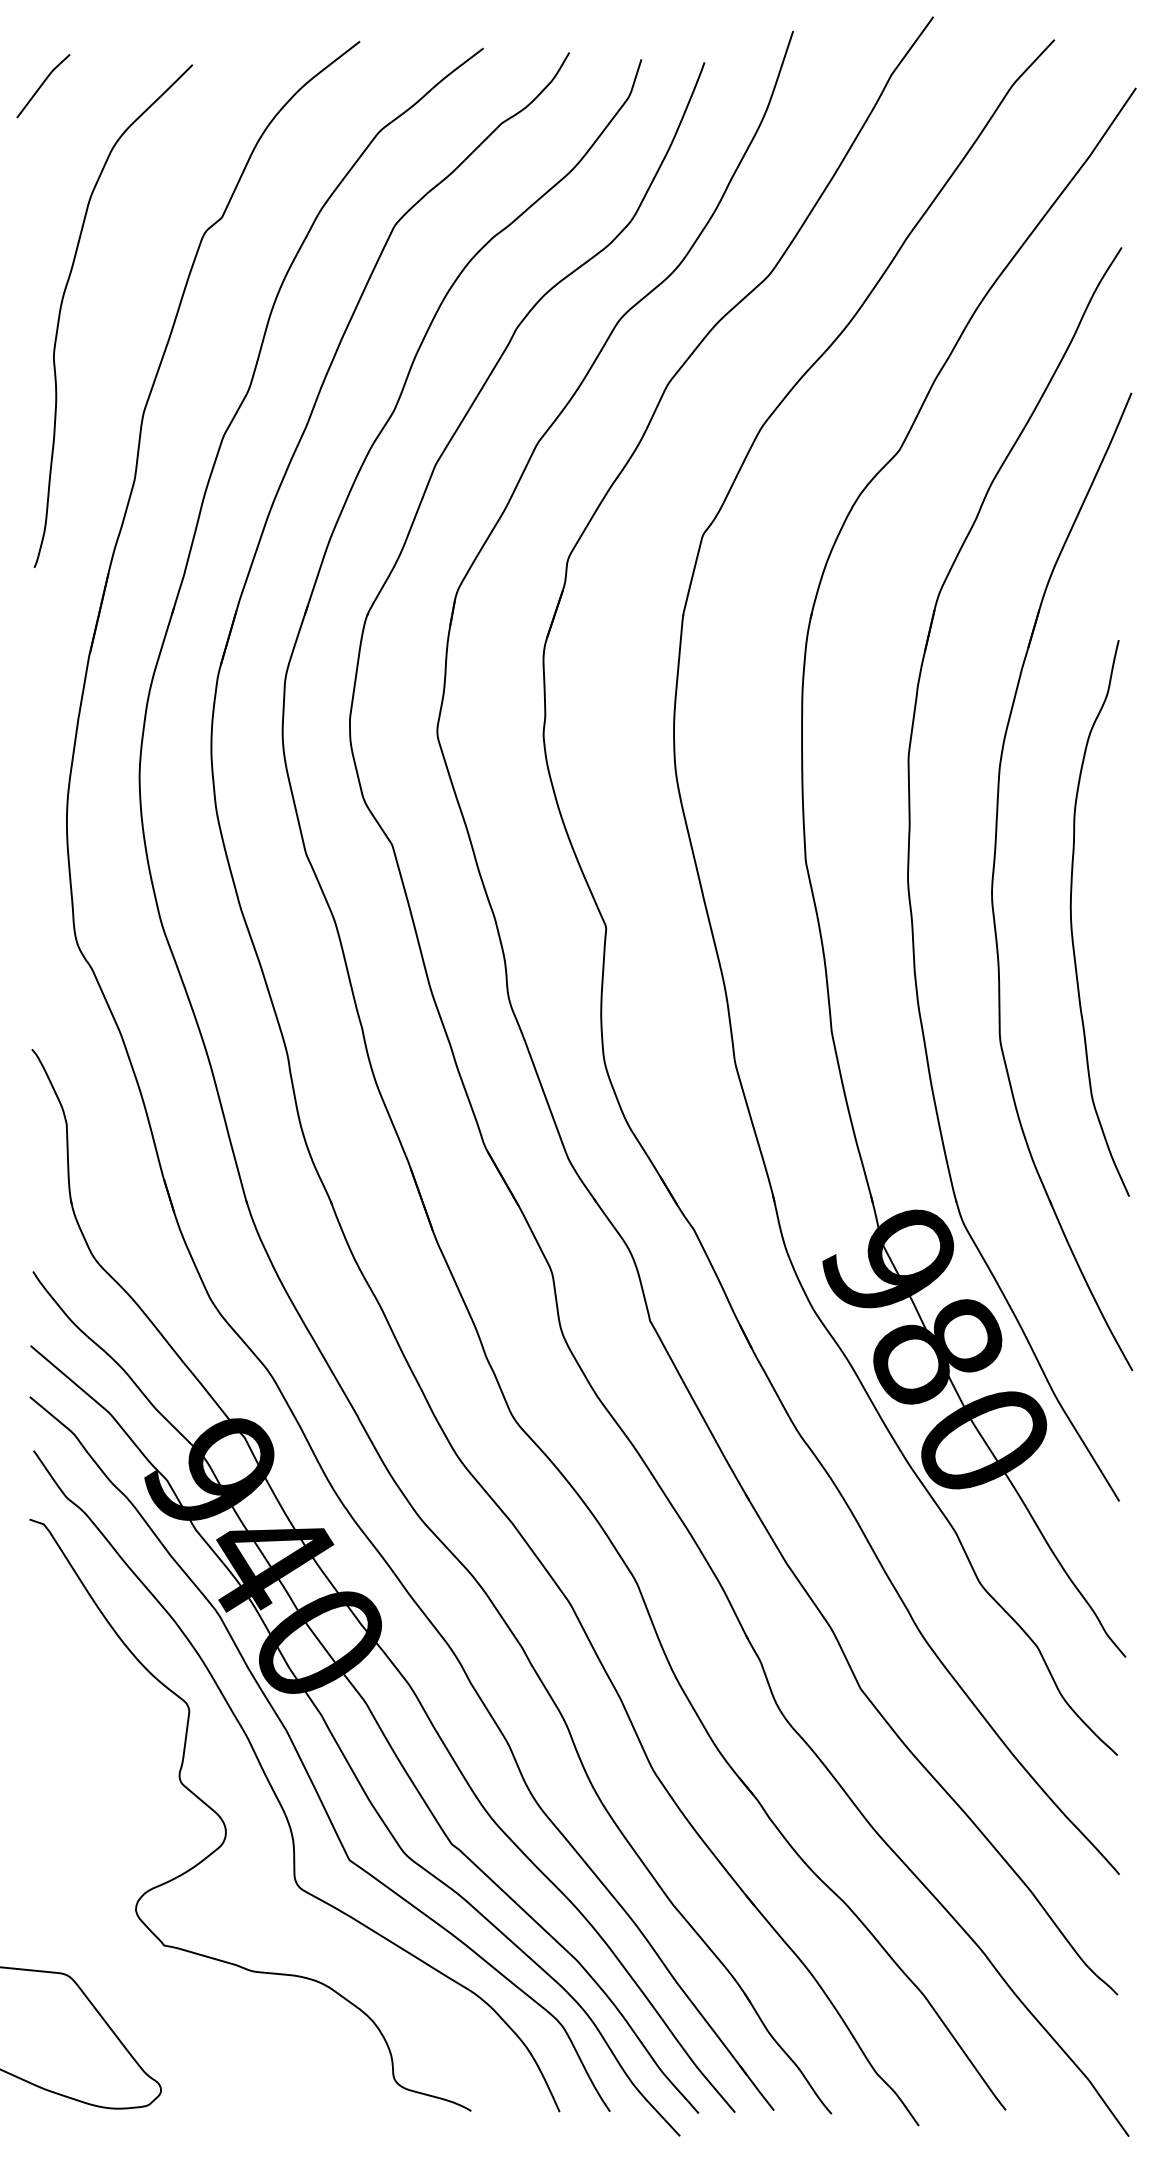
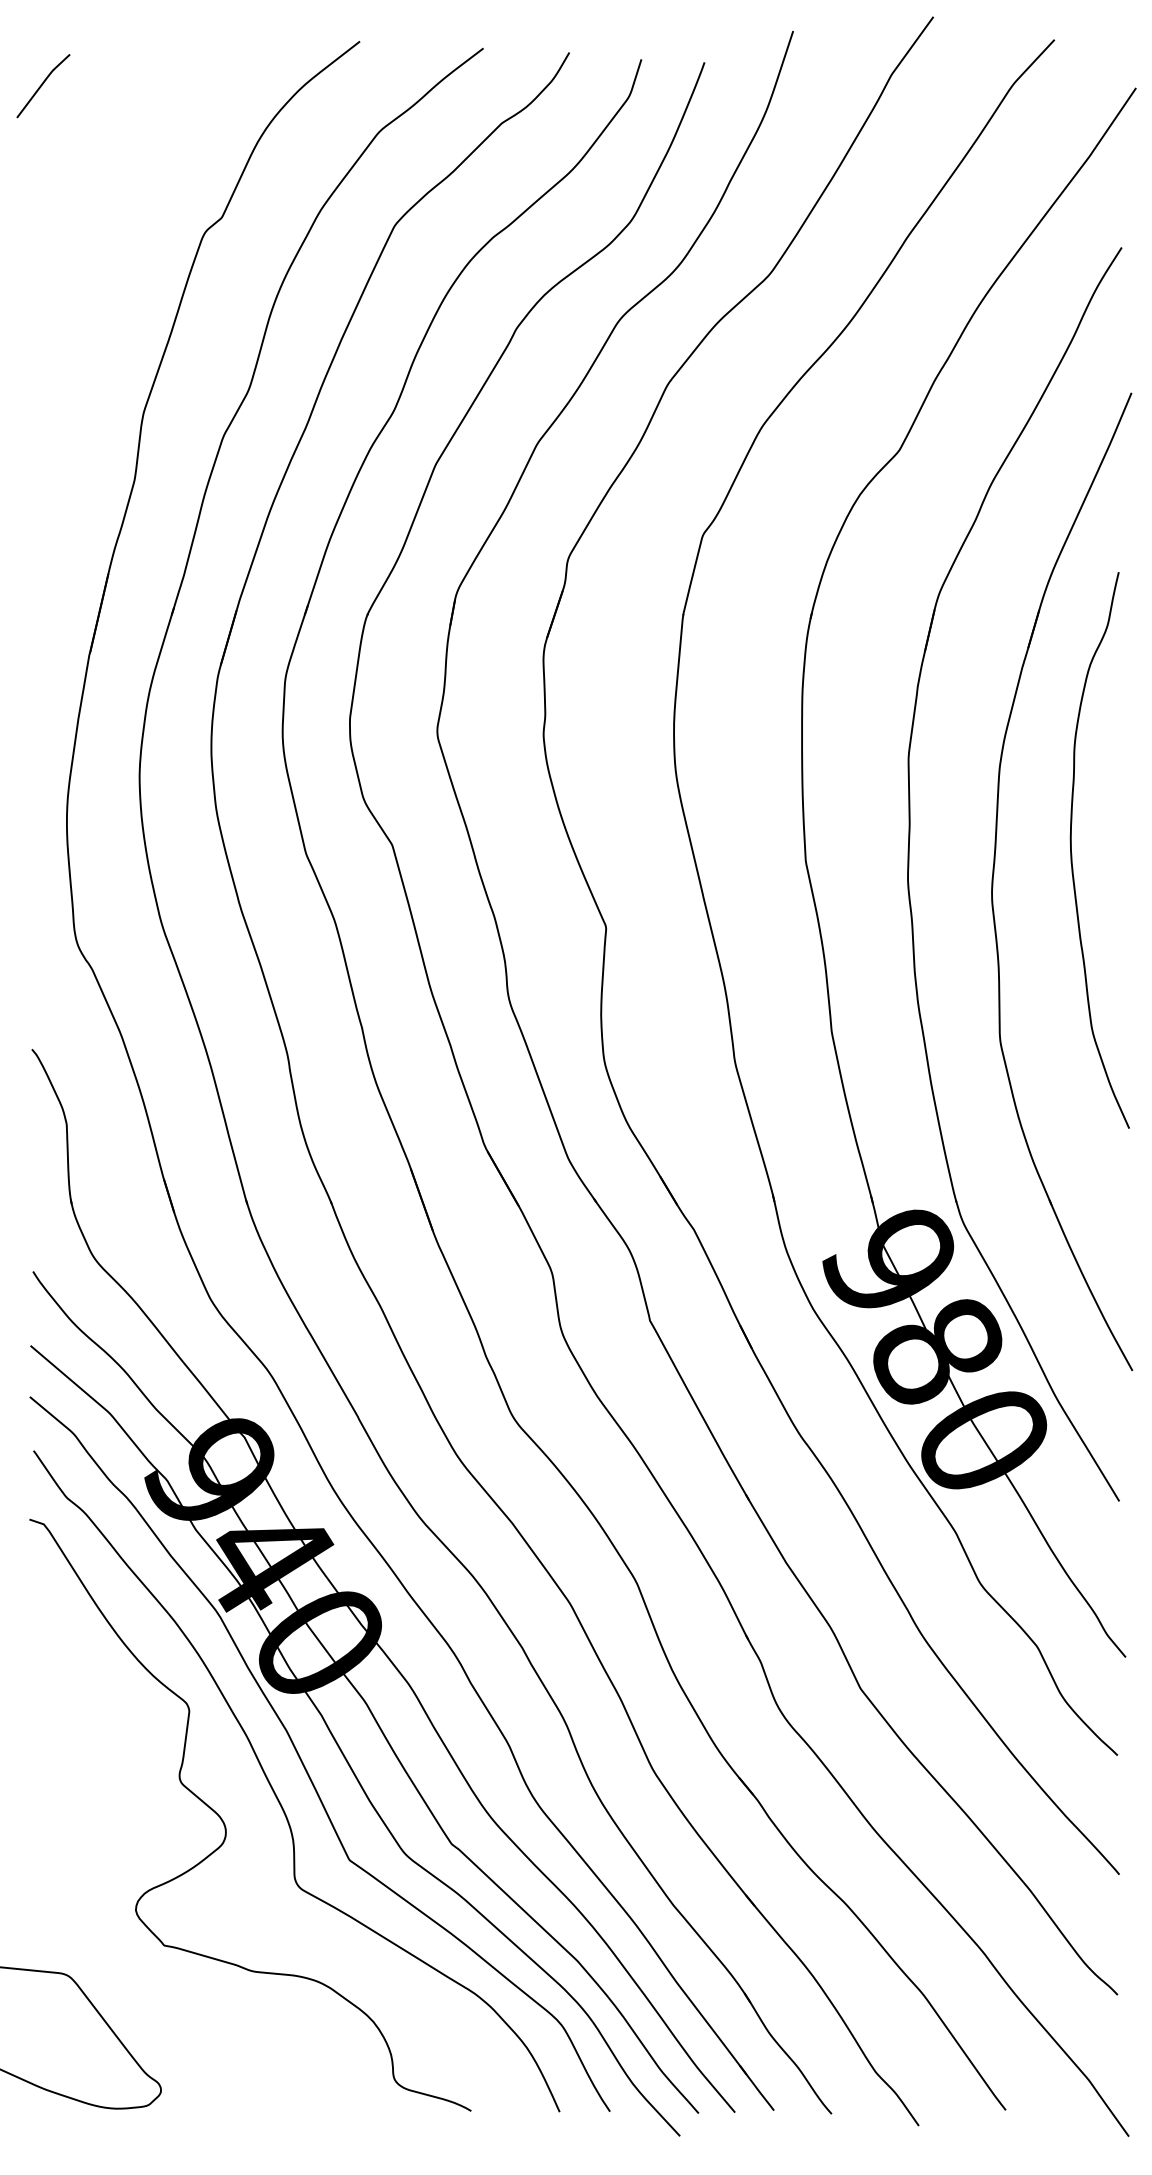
curve: present -> none (62, 305)
curve position: (1072, 921) -> (1072, 853) (1072, 853)
